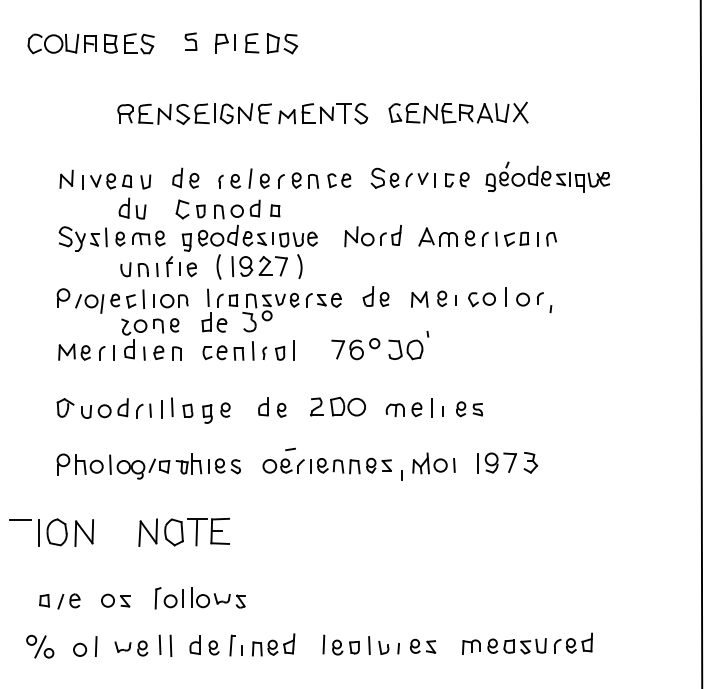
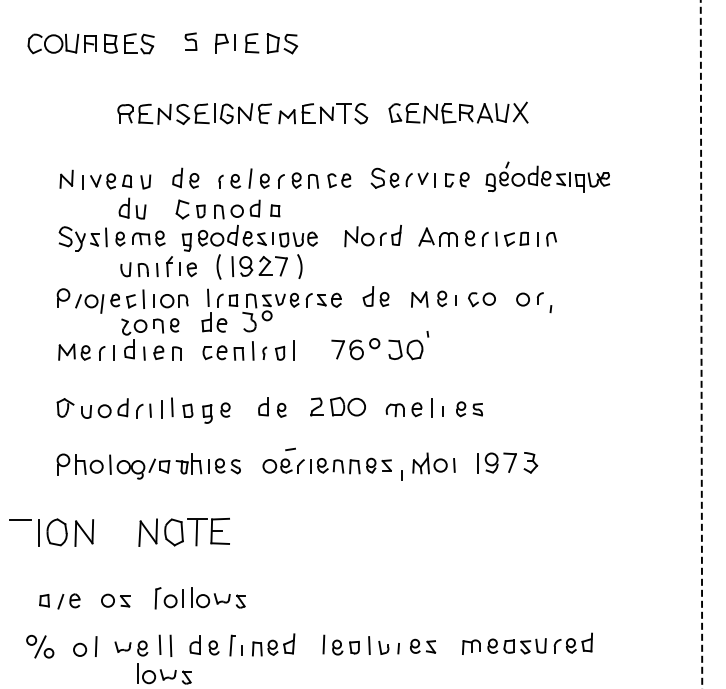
line: present -> none (505, 296)
line: solid -> dashed (701, 343)
part: none -> present (164, 673)
